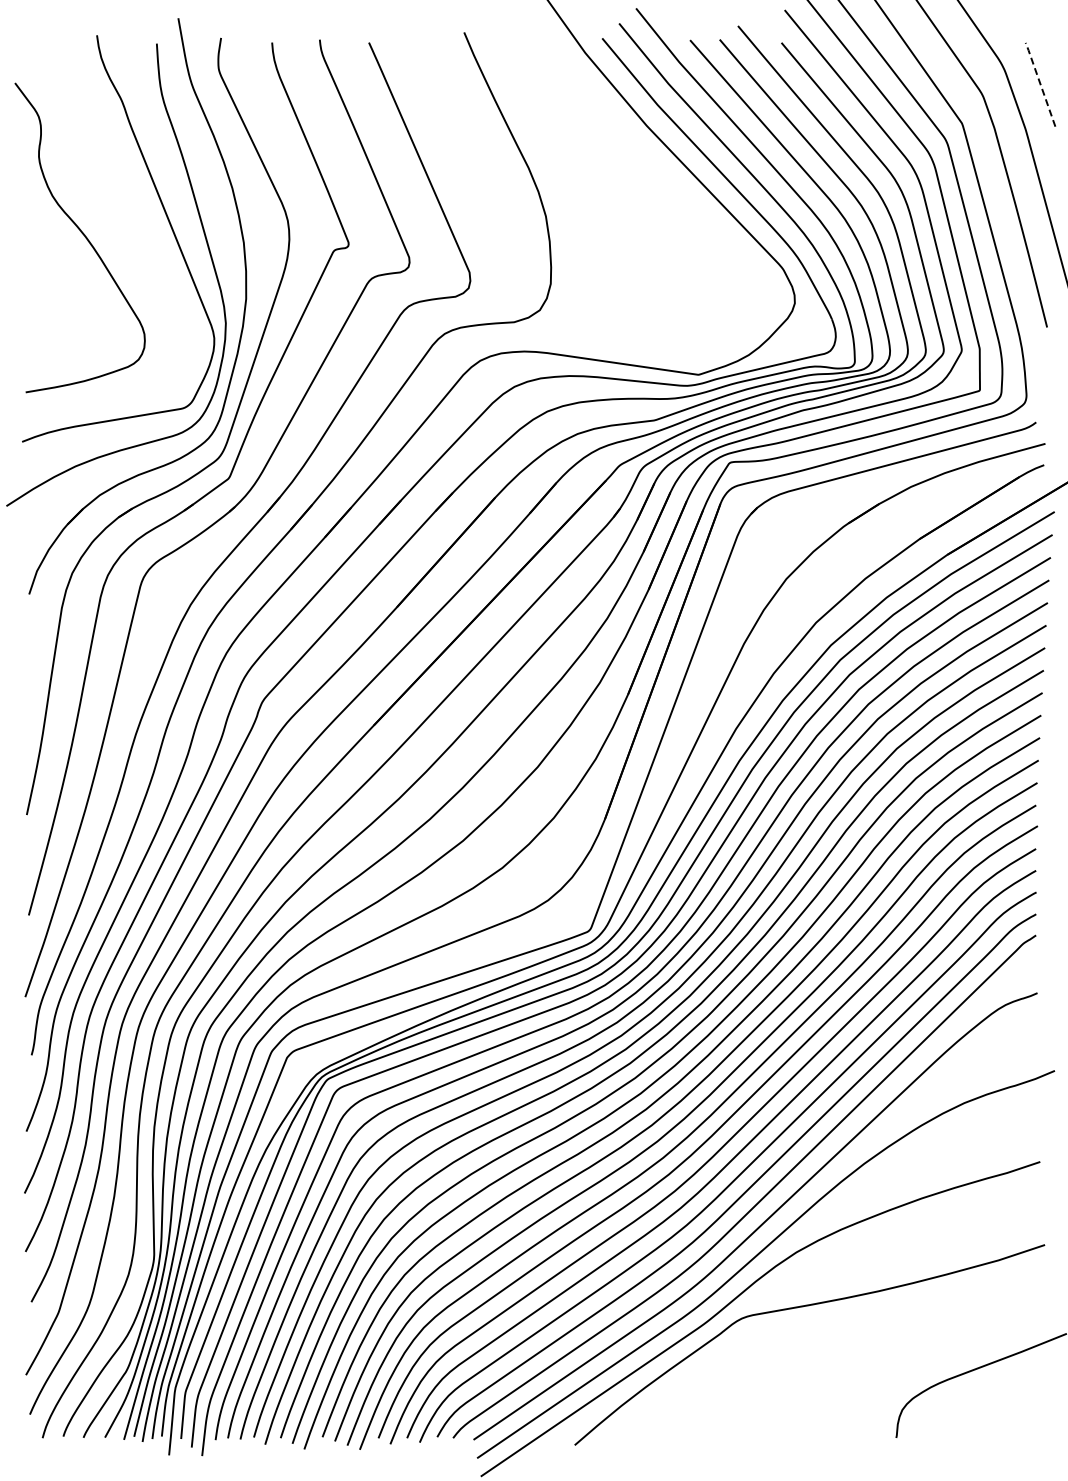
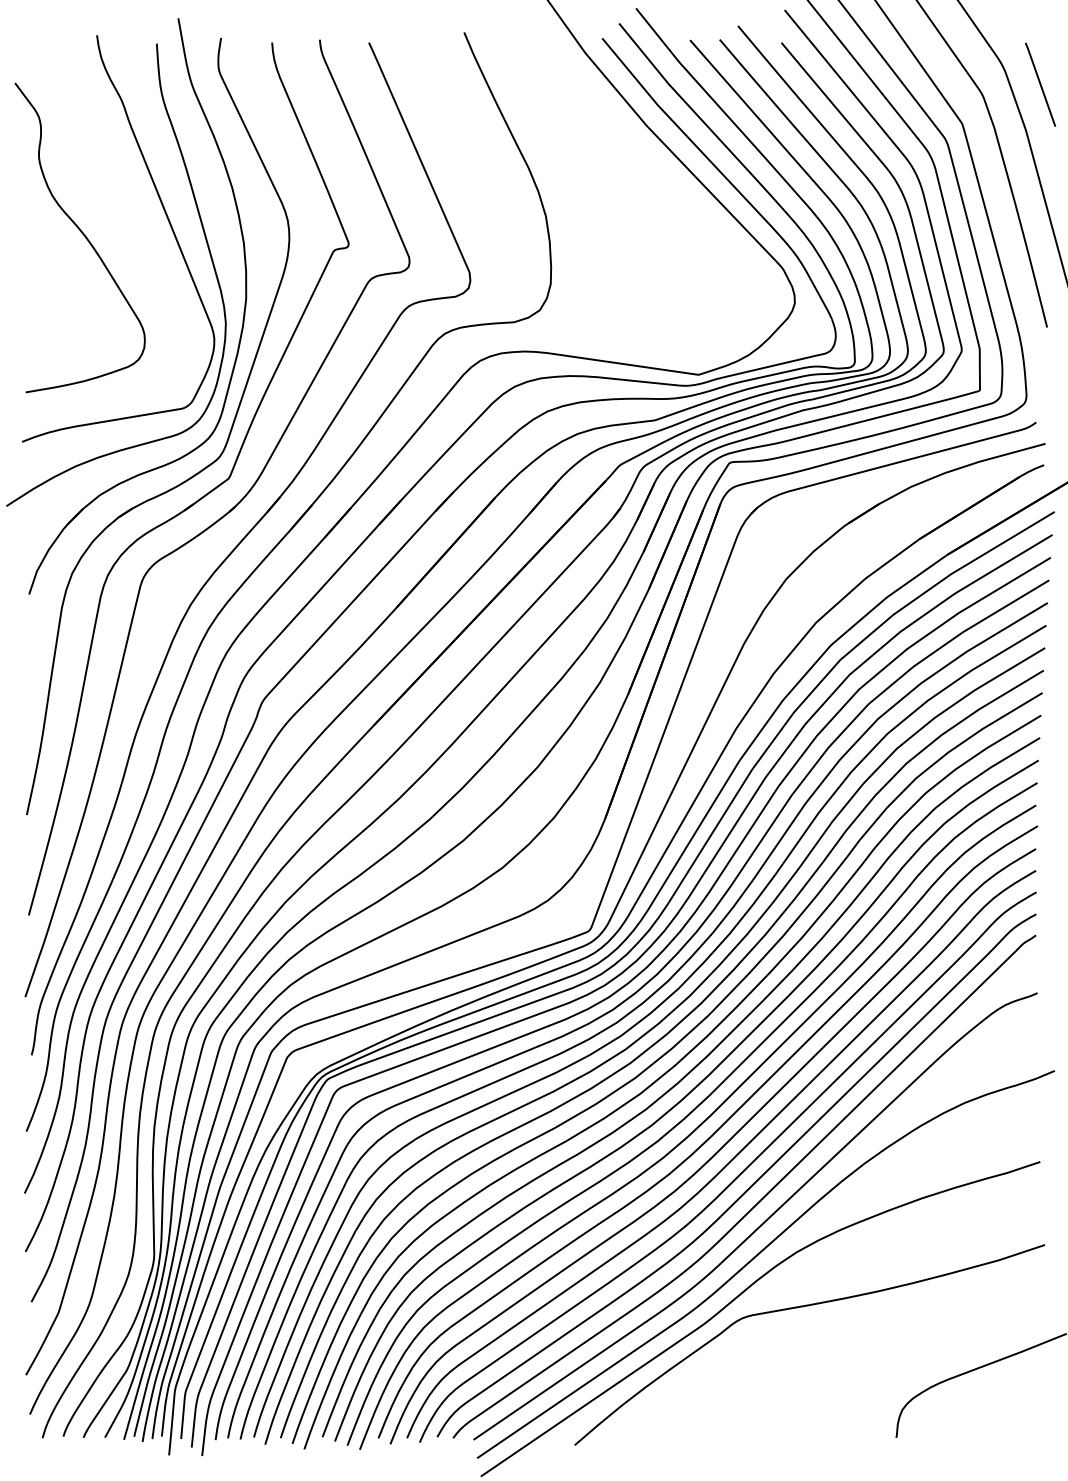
line: dashed -> solid (1040, 83)
